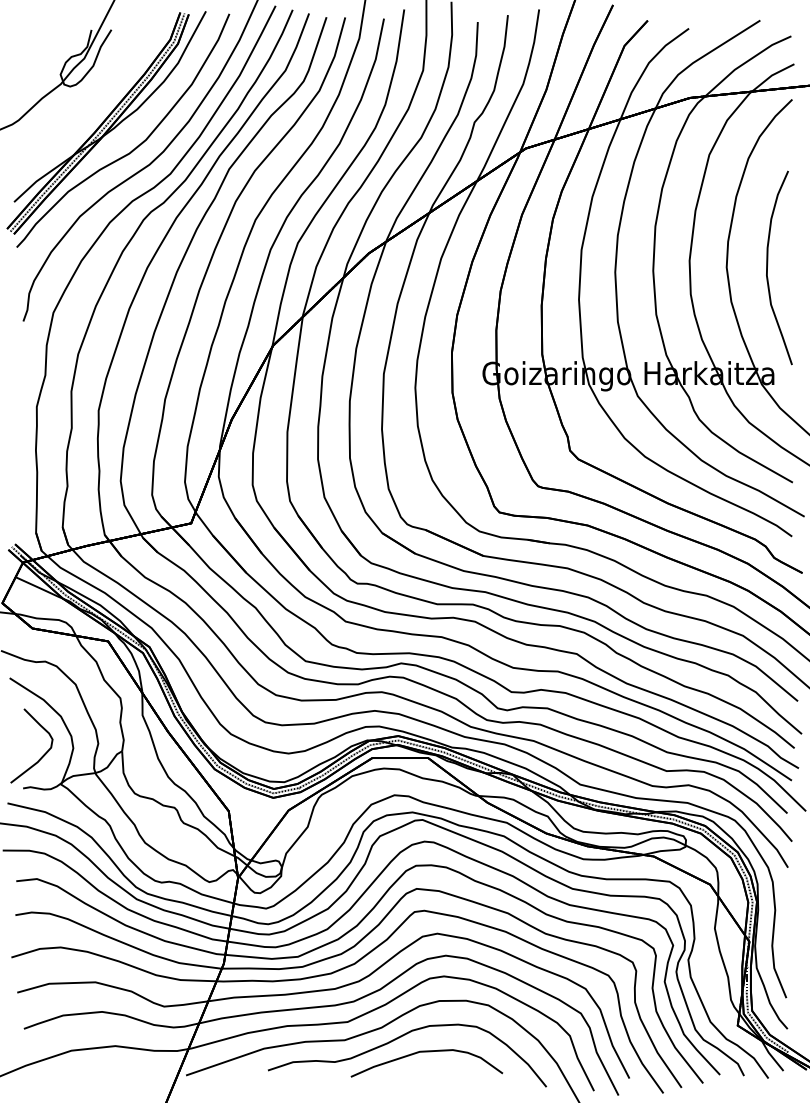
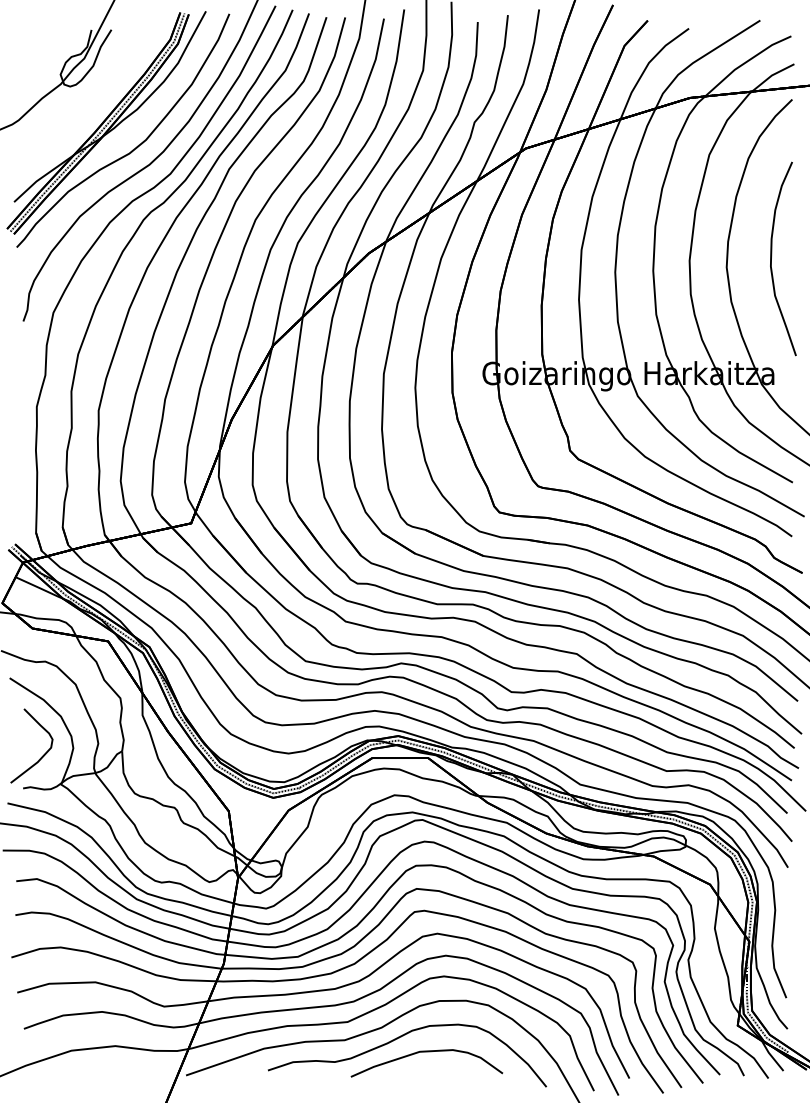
part position: (768, 264) -> (772, 255) (772, 255)
